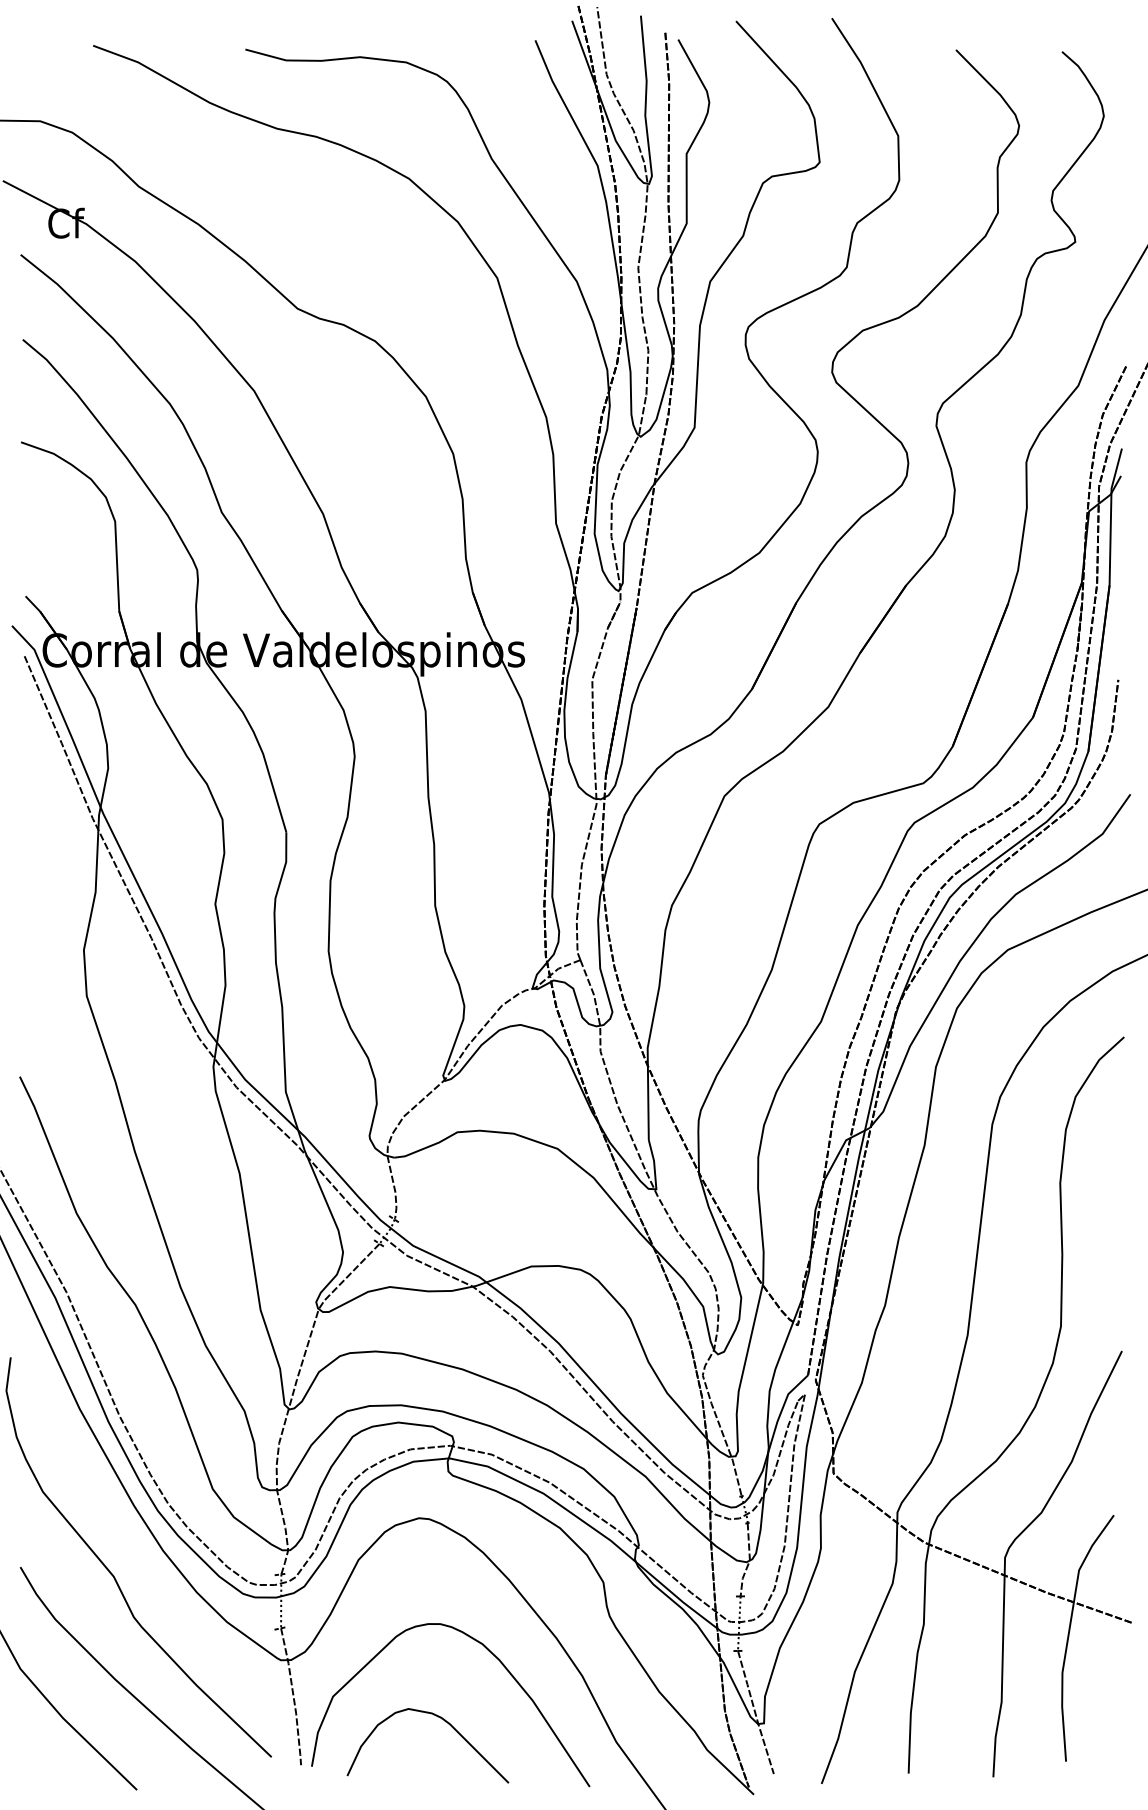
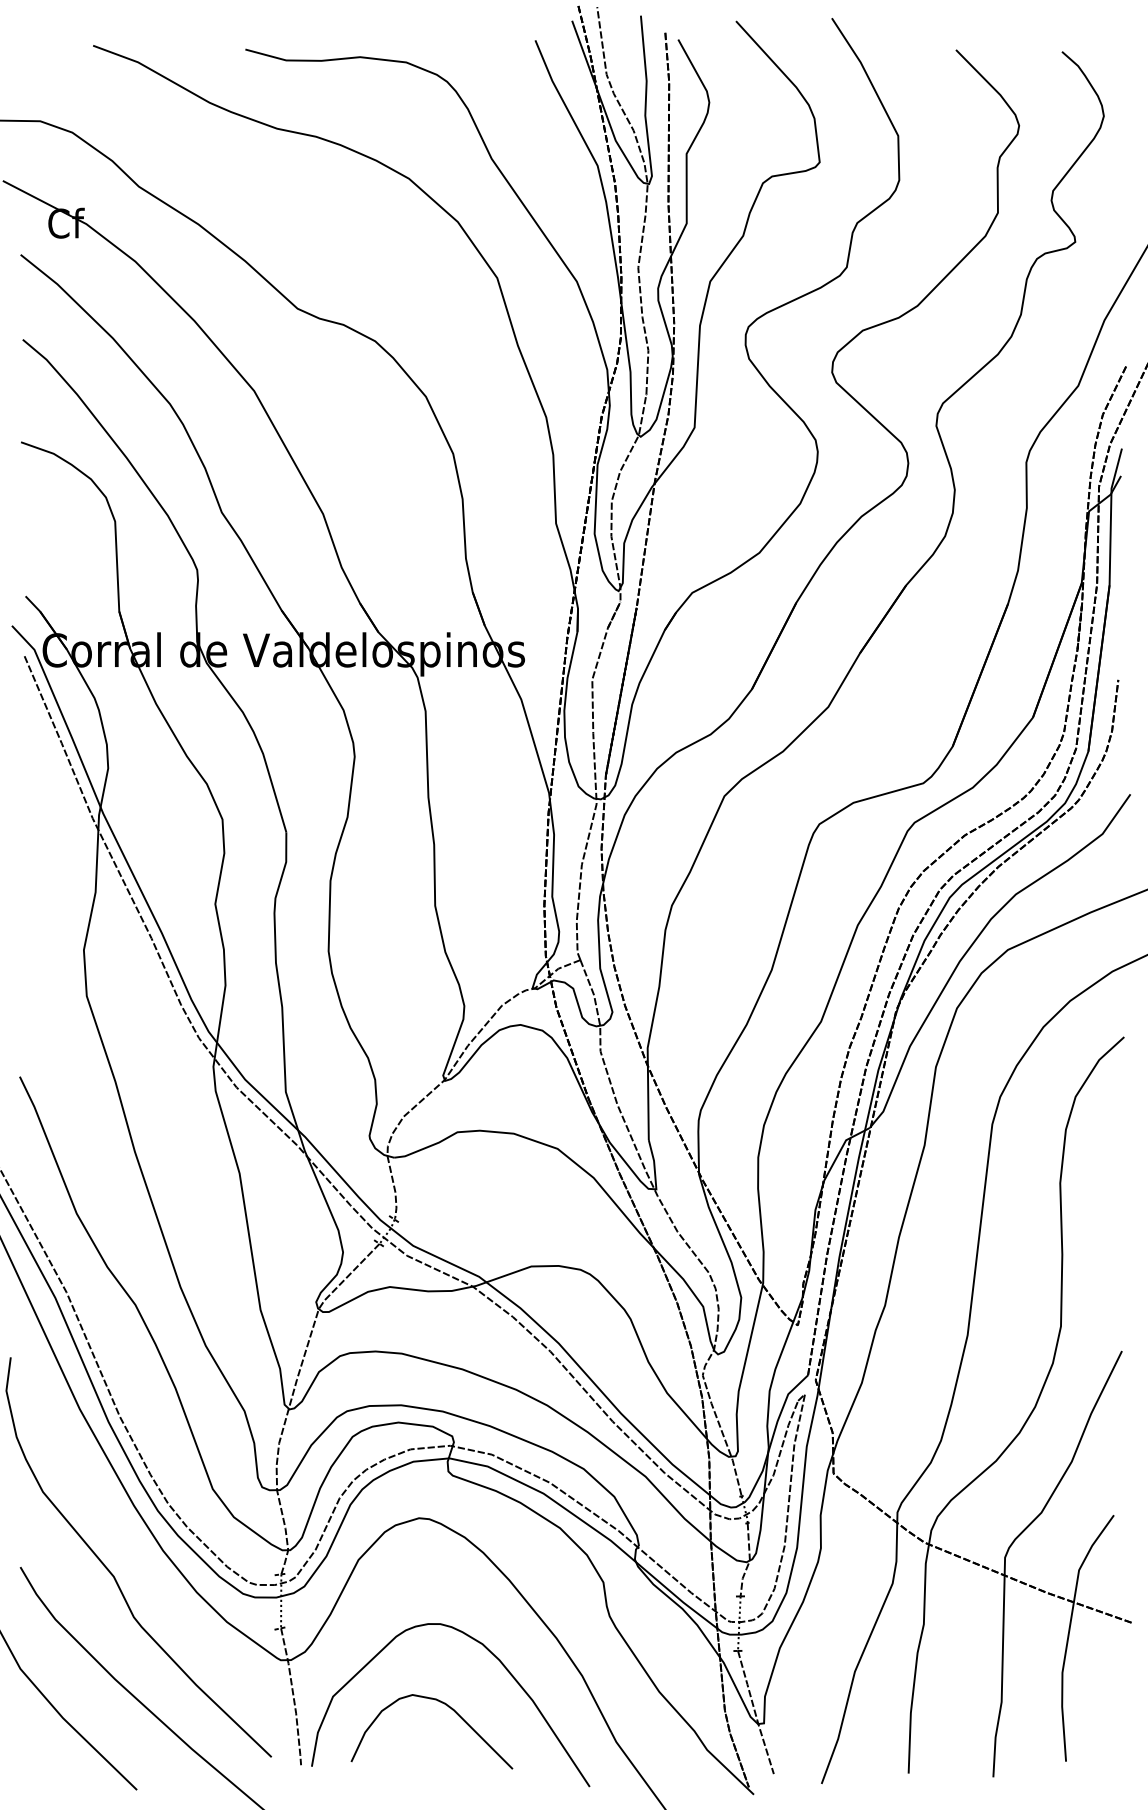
curve position: (445, 1722) -> (449, 1708) (449, 1708)
